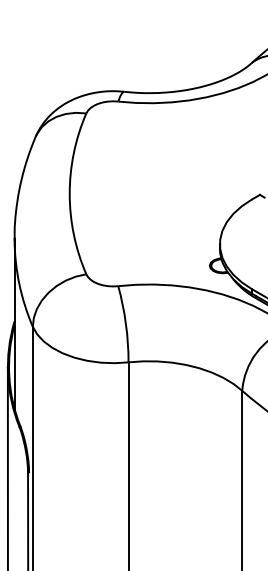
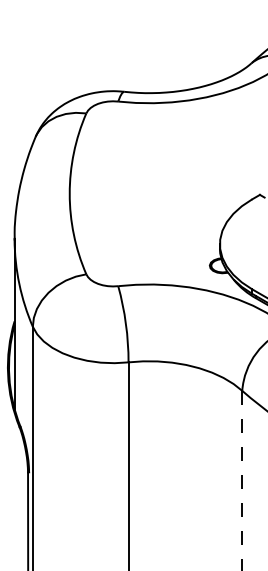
line: present -> none (7, 467)
line: solid -> dashed (242, 480)
